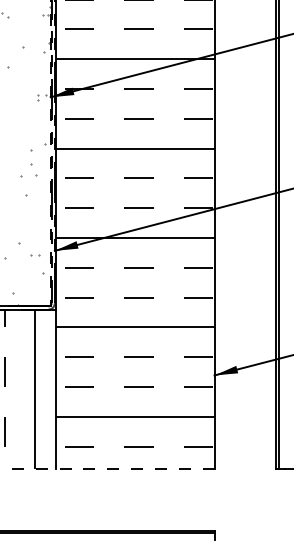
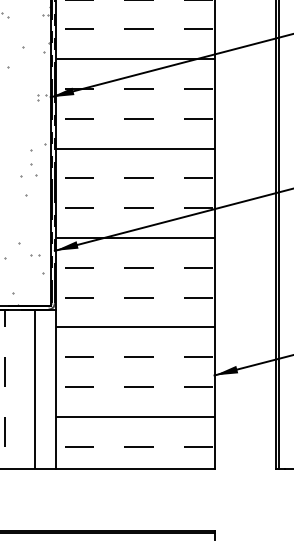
line: dashed -> solid (50, 153)
line: dashed -> solid (107, 469)
